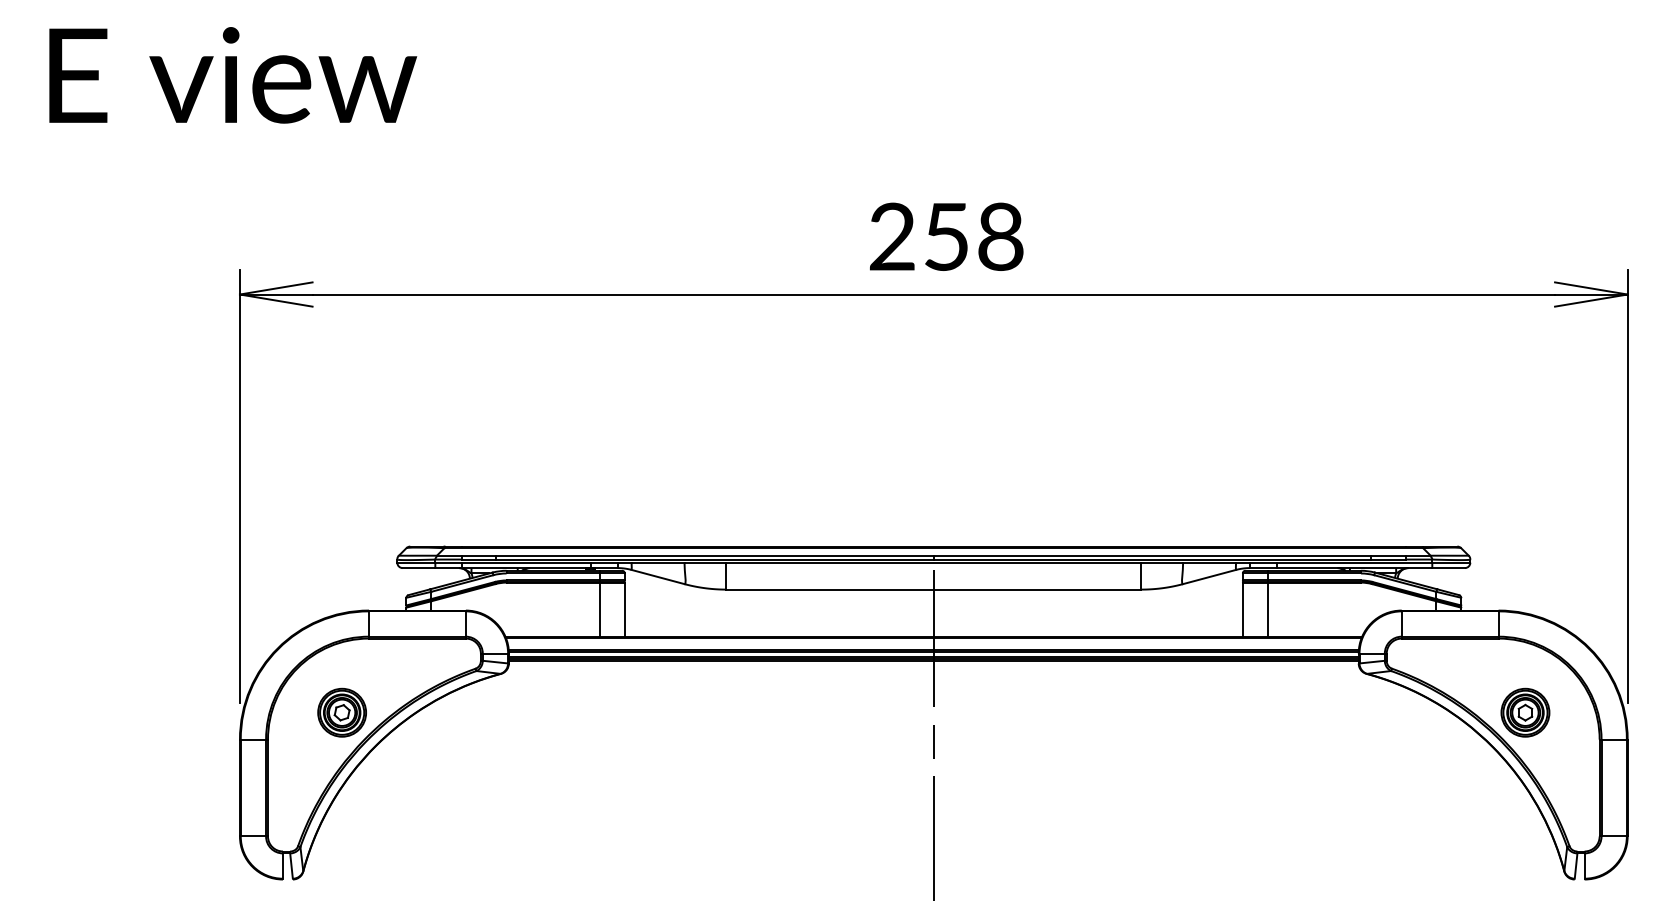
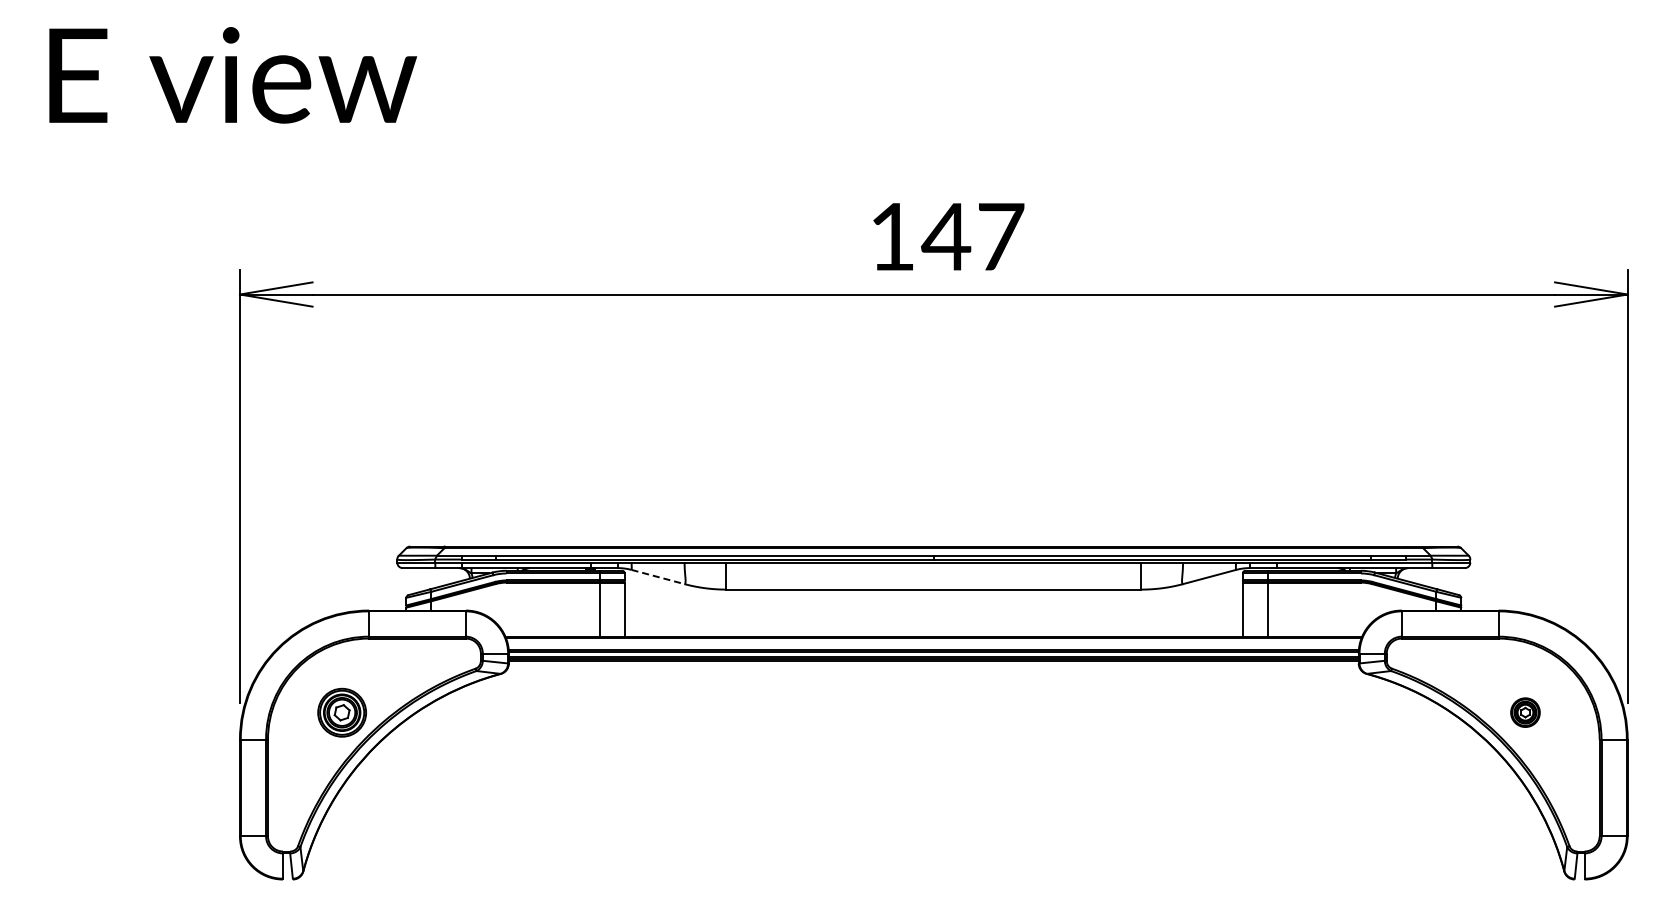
text: 258 -> 147 (946, 236)
line: solid -> dashed (658, 577)
part size: 51x51 px -> 31x31 px (1525, 712)
line: present -> none (933, 733)
